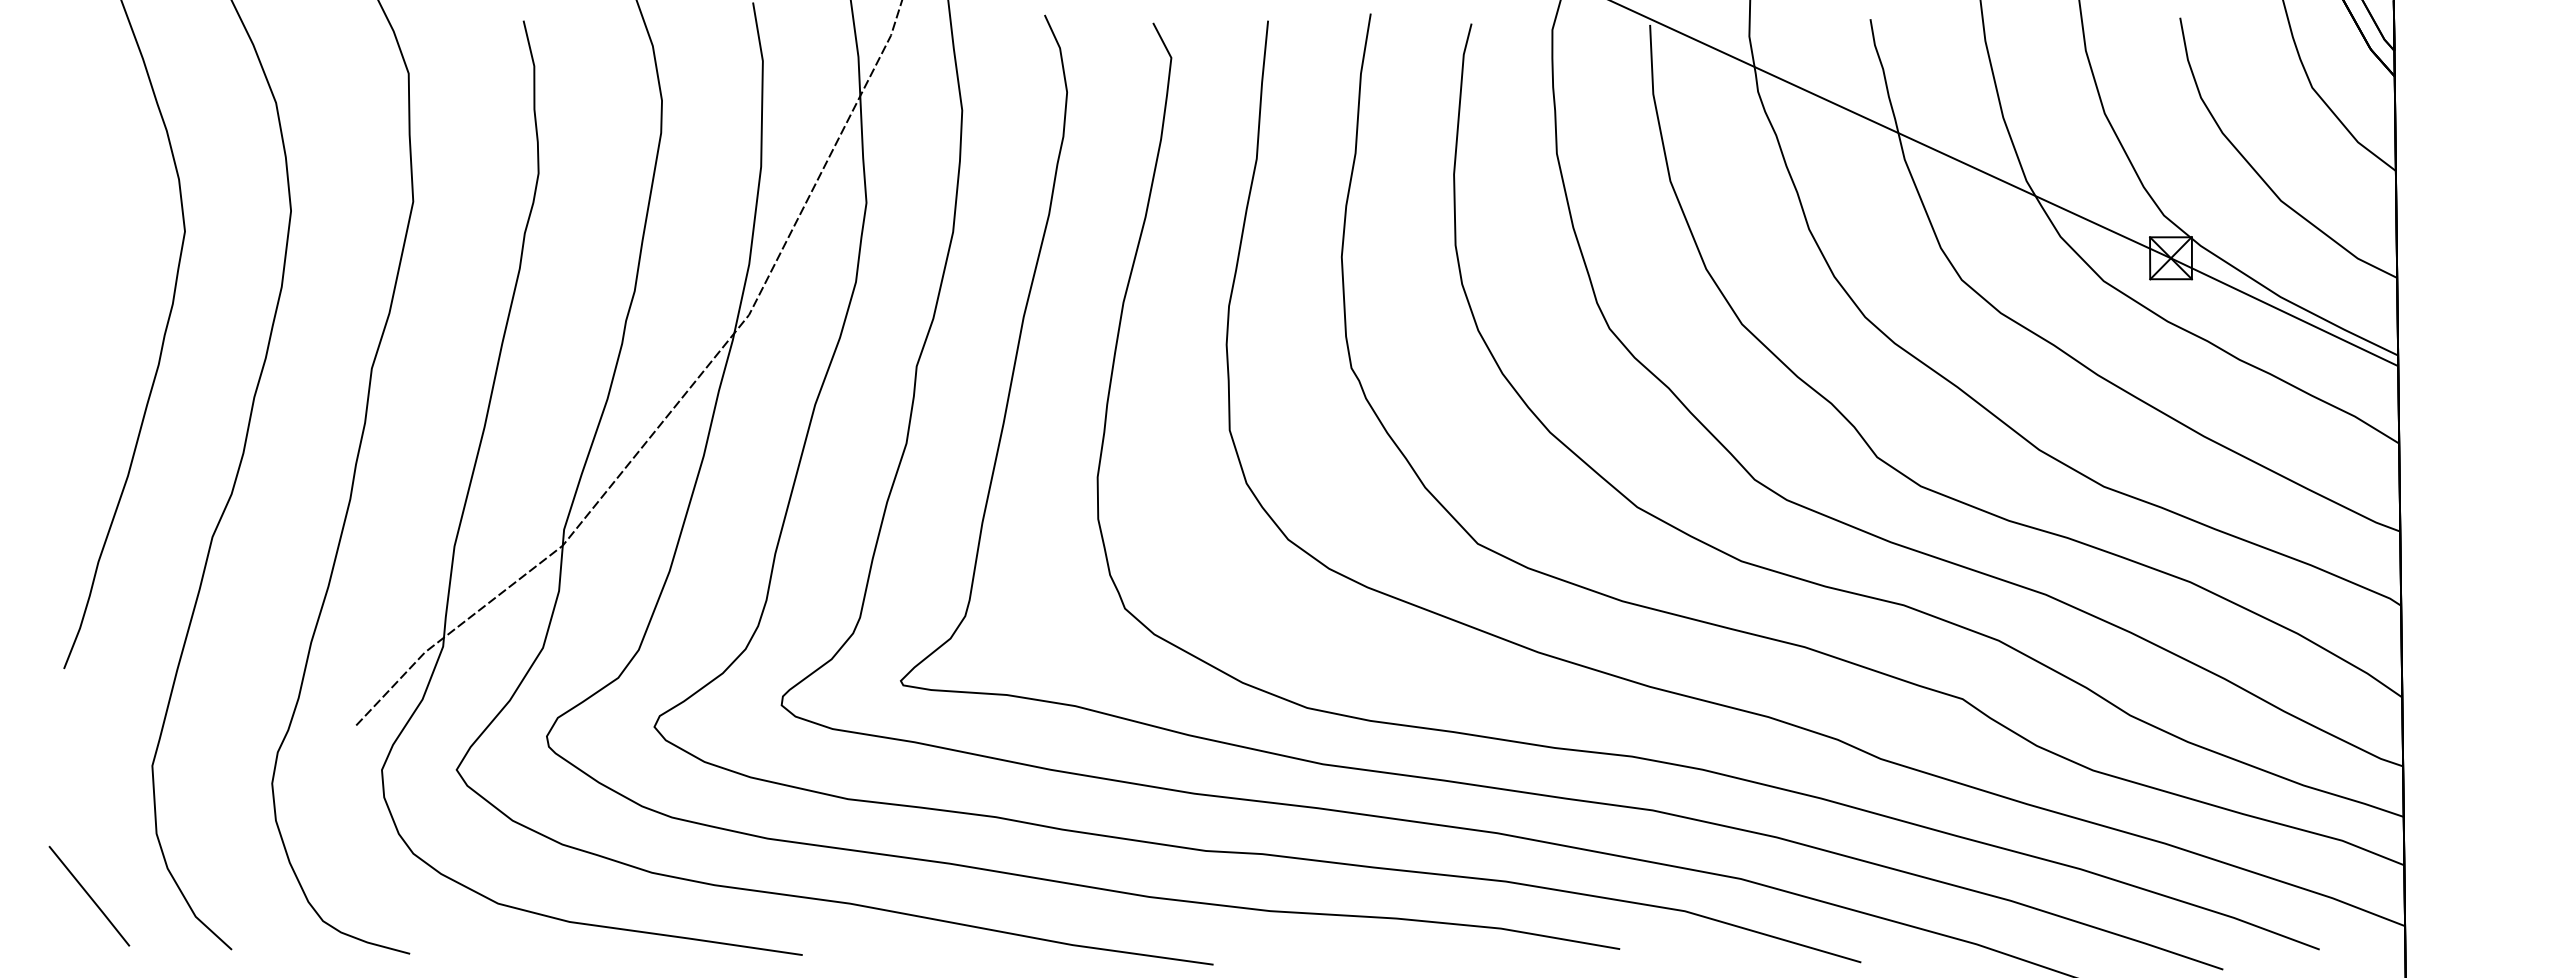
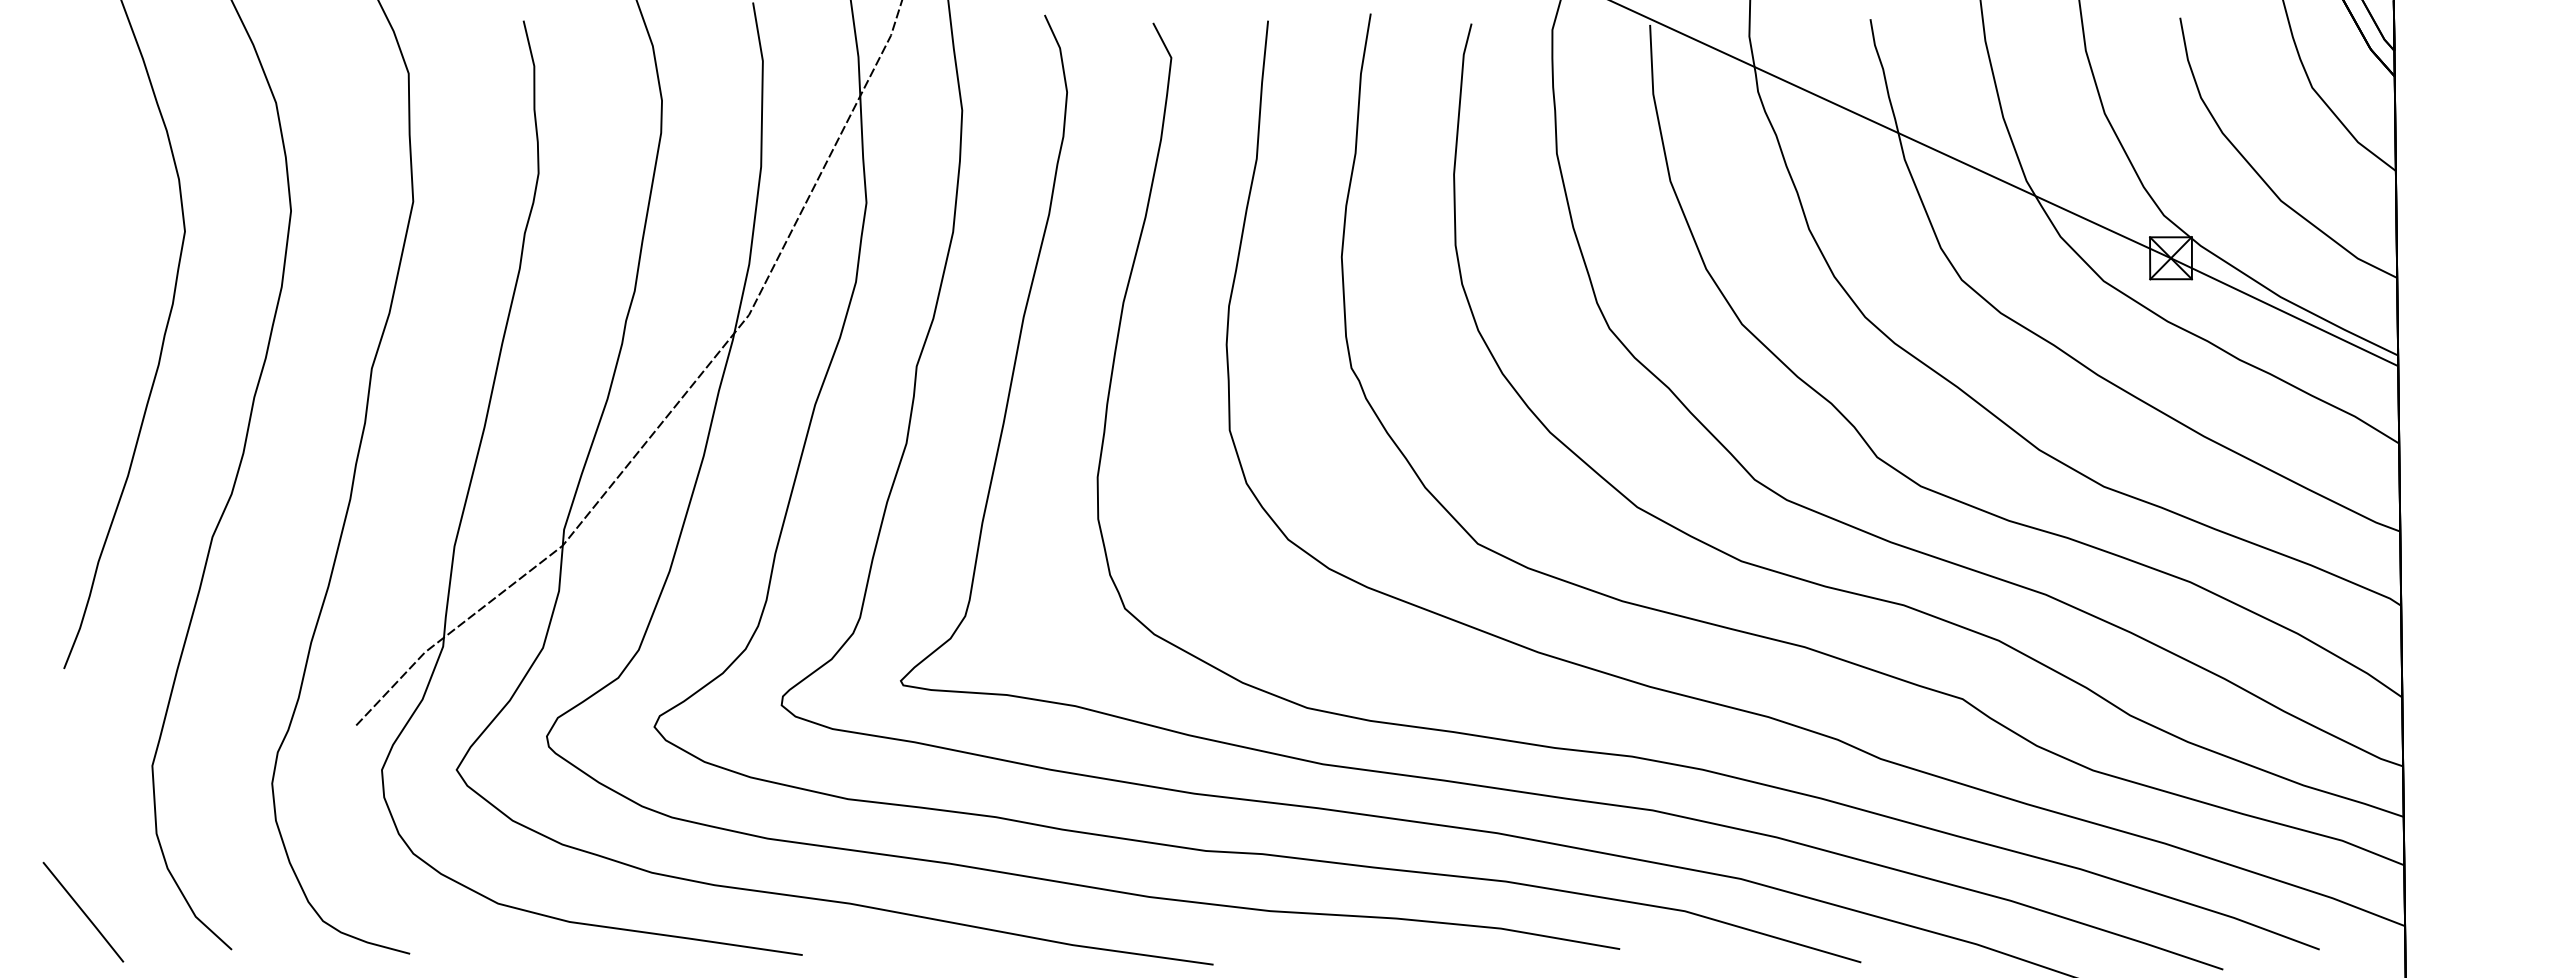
line position: (89, 895) -> (83, 911) (83, 911)
